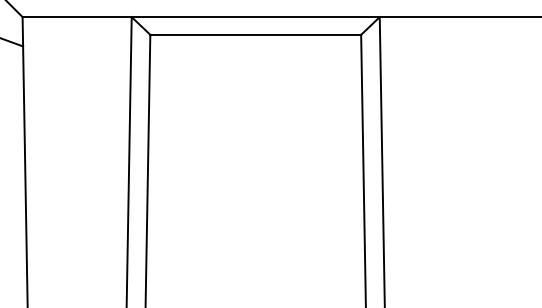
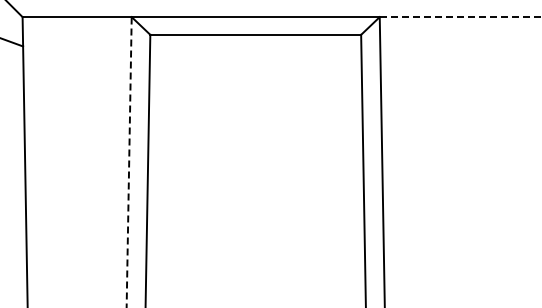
line: solid -> dashed (460, 17)
line: solid -> dashed (129, 161)
